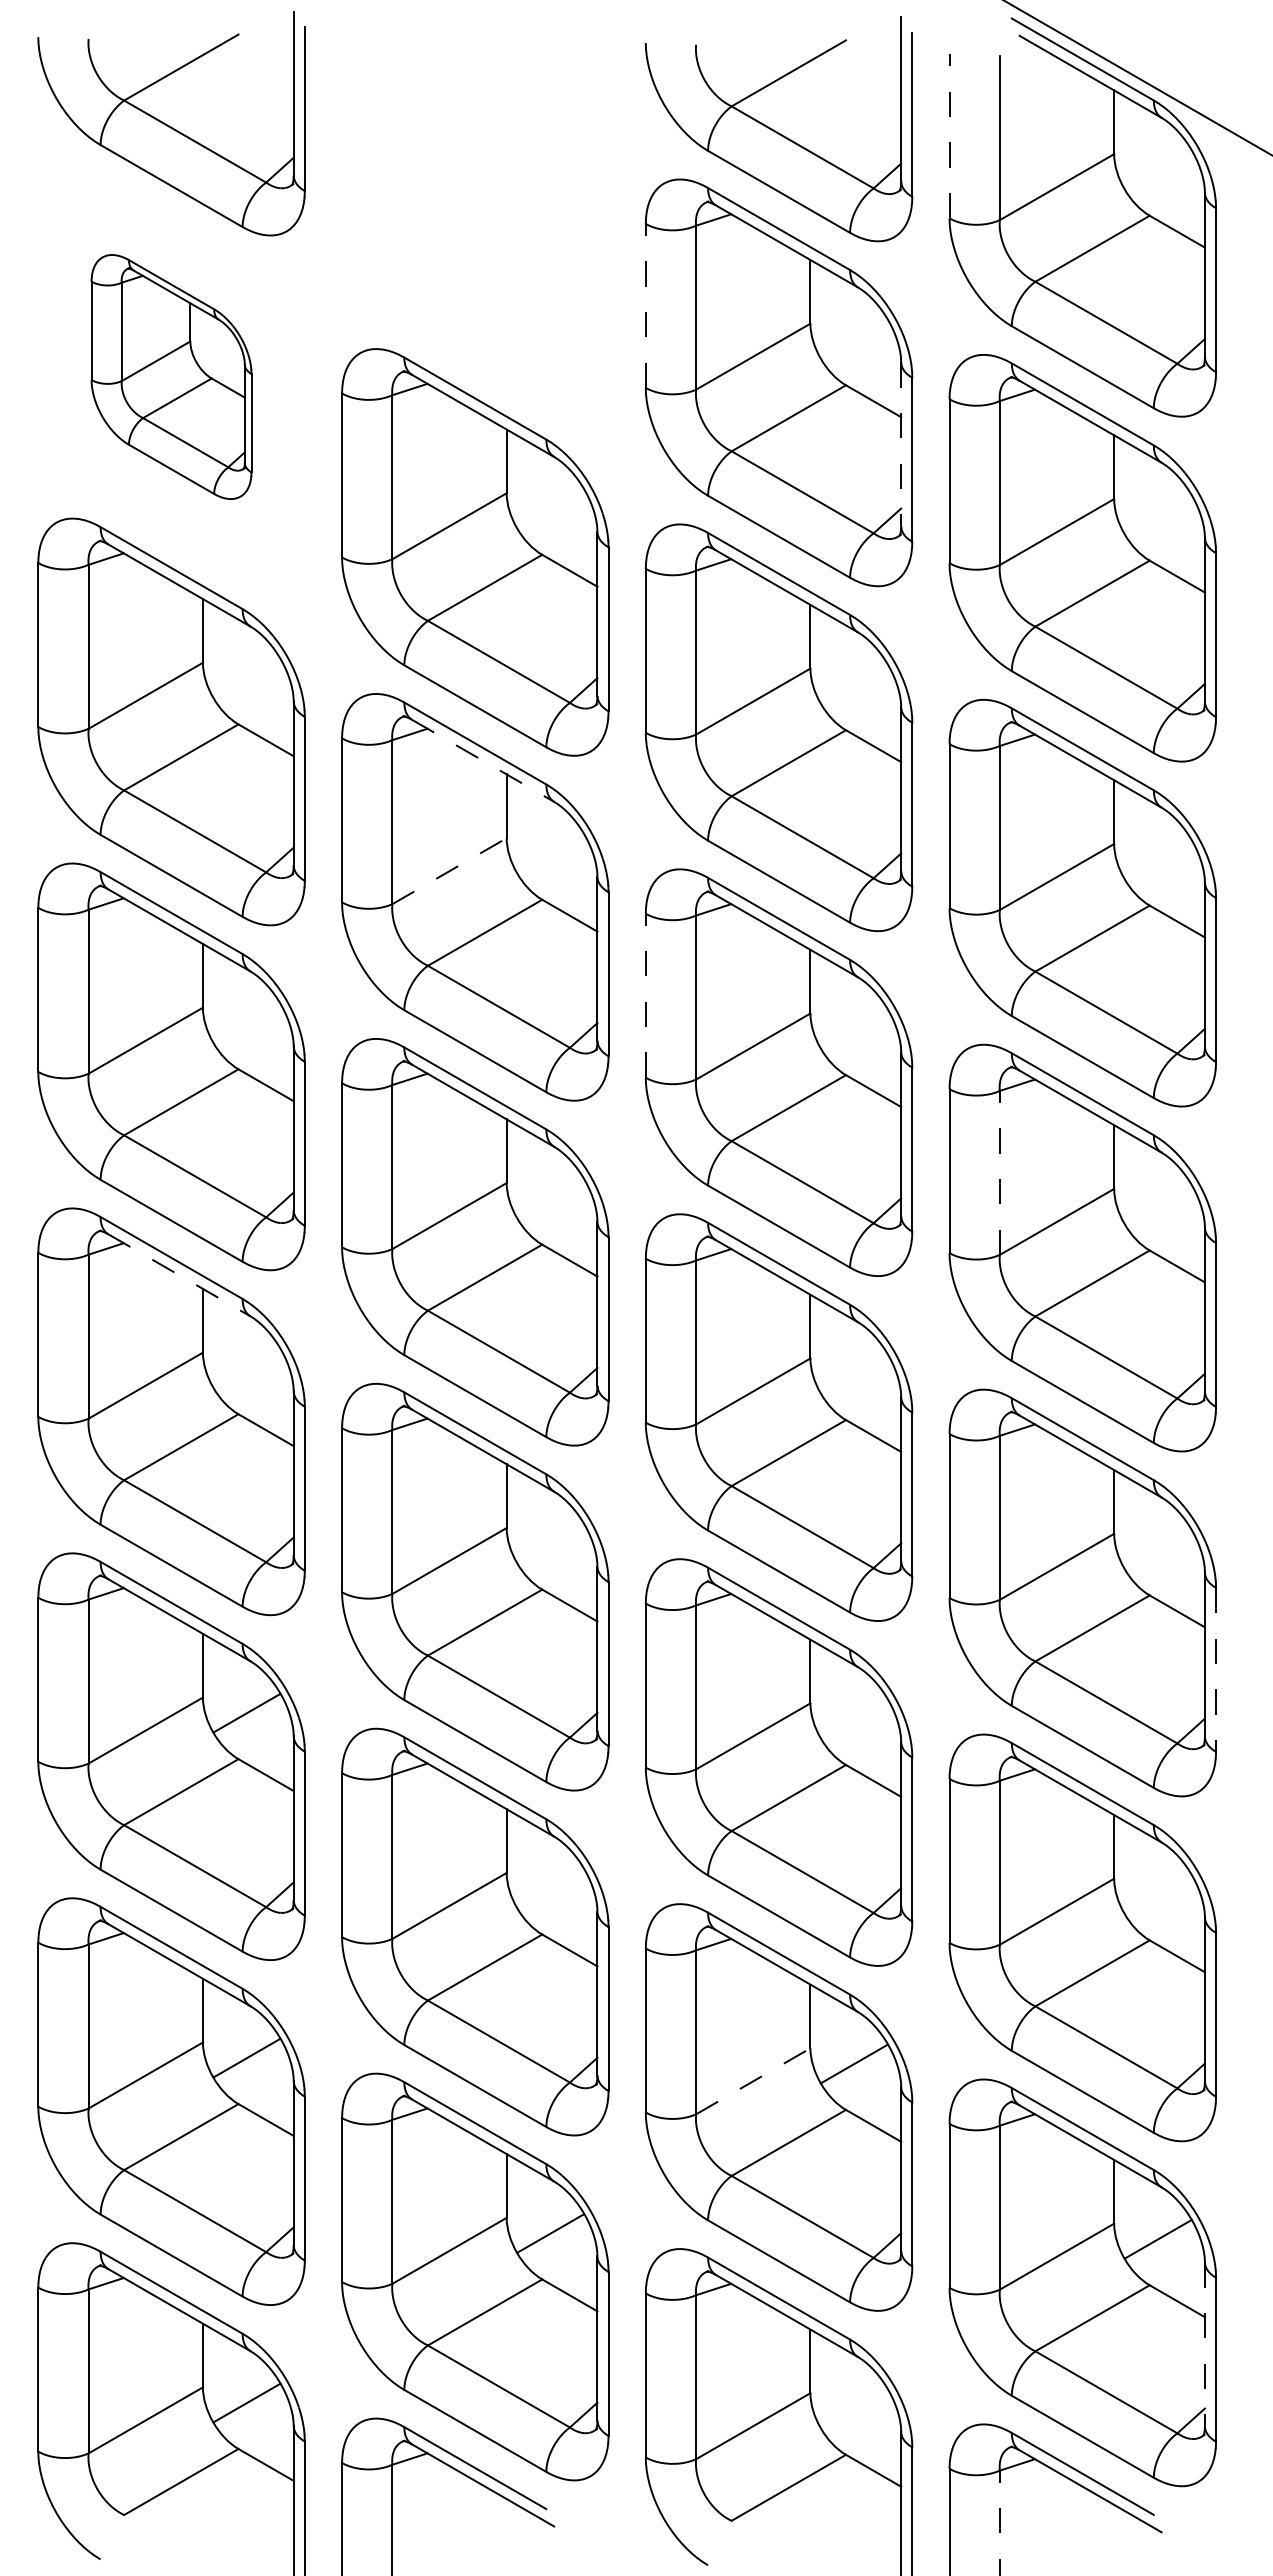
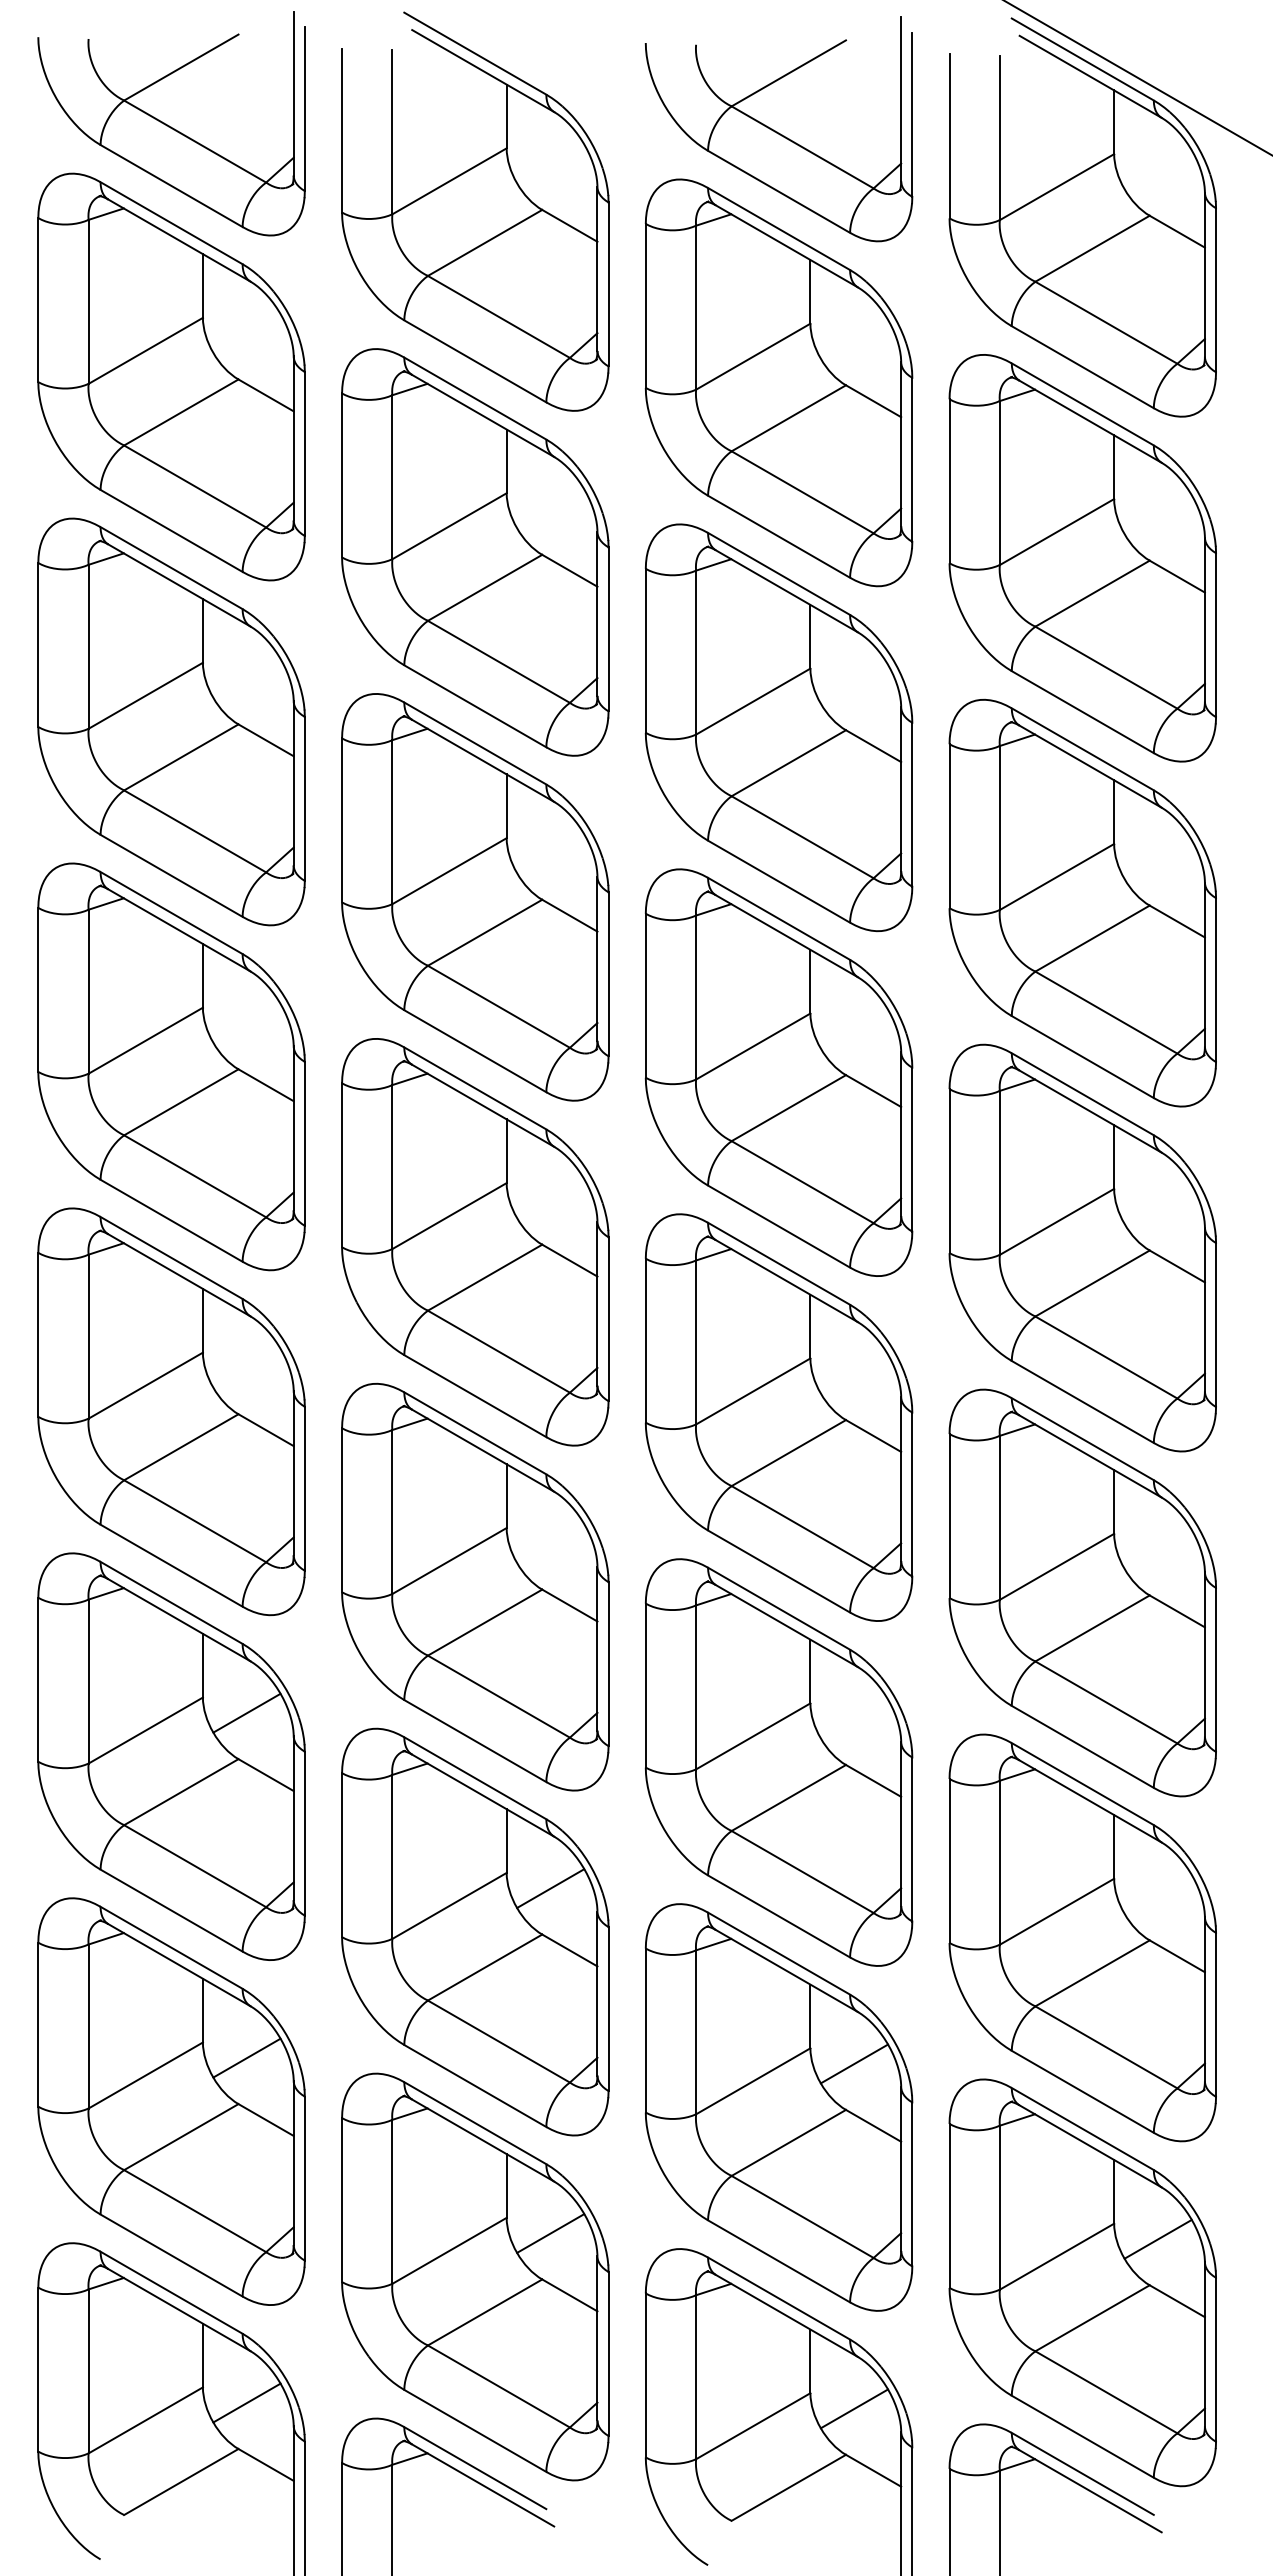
line: dashed -> solid (949, 136)
part: none -> present (475, 211)
line: dashed -> solid (645, 305)
part size: 163x246 px -> 269x410 px (171, 376)
line: dashed -> solid (901, 444)
line: dashed -> solid (483, 760)
line: dashed -> solid (449, 870)
line: dashed -> solid (645, 995)
line: dashed -> solid (999, 1172)
line: dashed -> solid (179, 1275)
line: dashed -> solid (1216, 1669)
line: none -> present (550, 1888)
line: dashed -> solid (753, 2081)
line: dashed -> solid (1204, 2344)
line: none -> present (853, 2408)
line: dashed -> solid (999, 2522)
